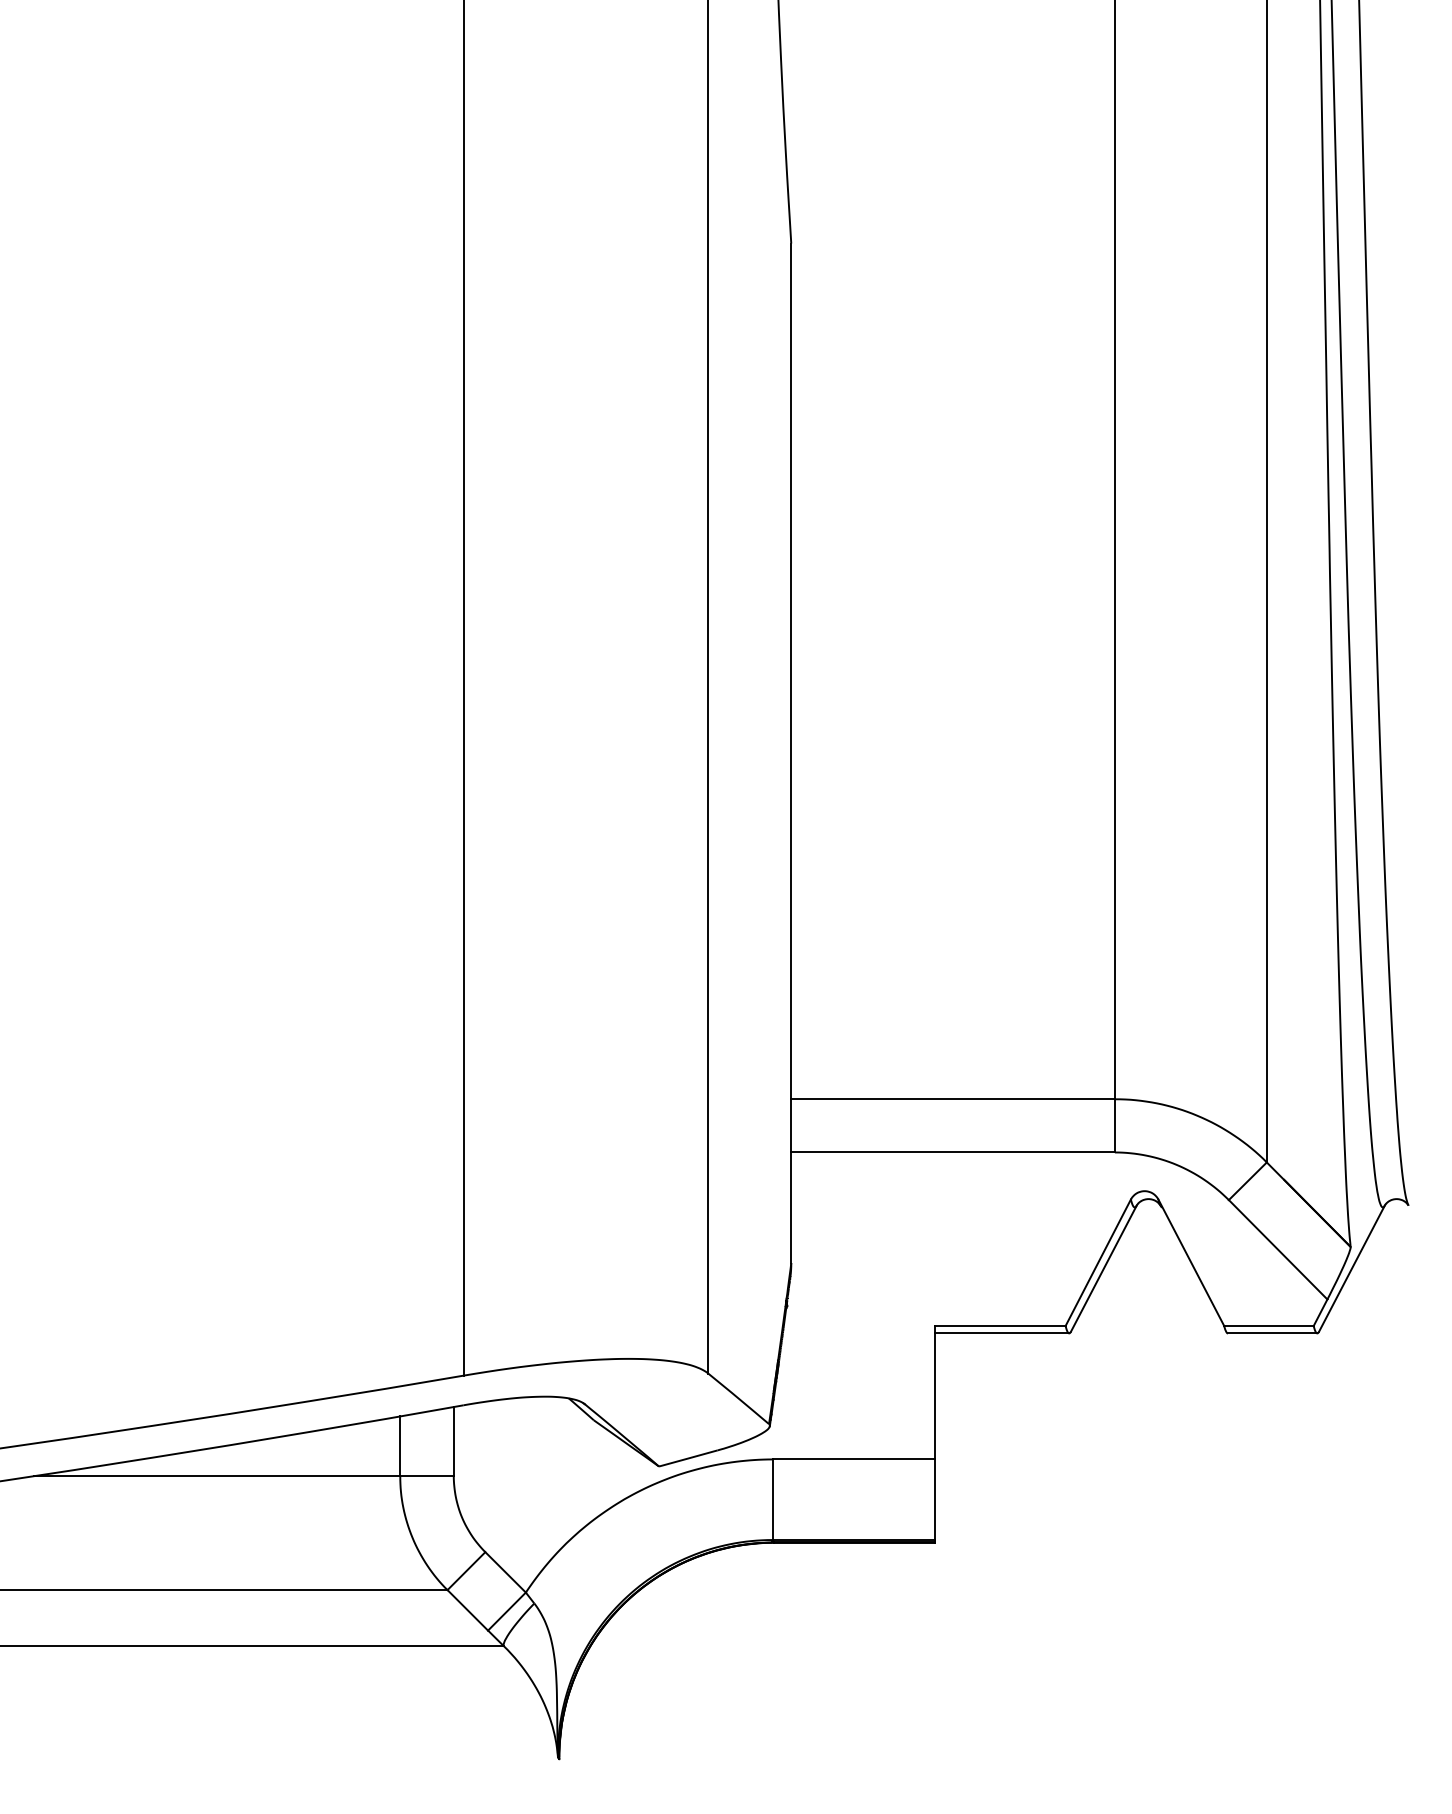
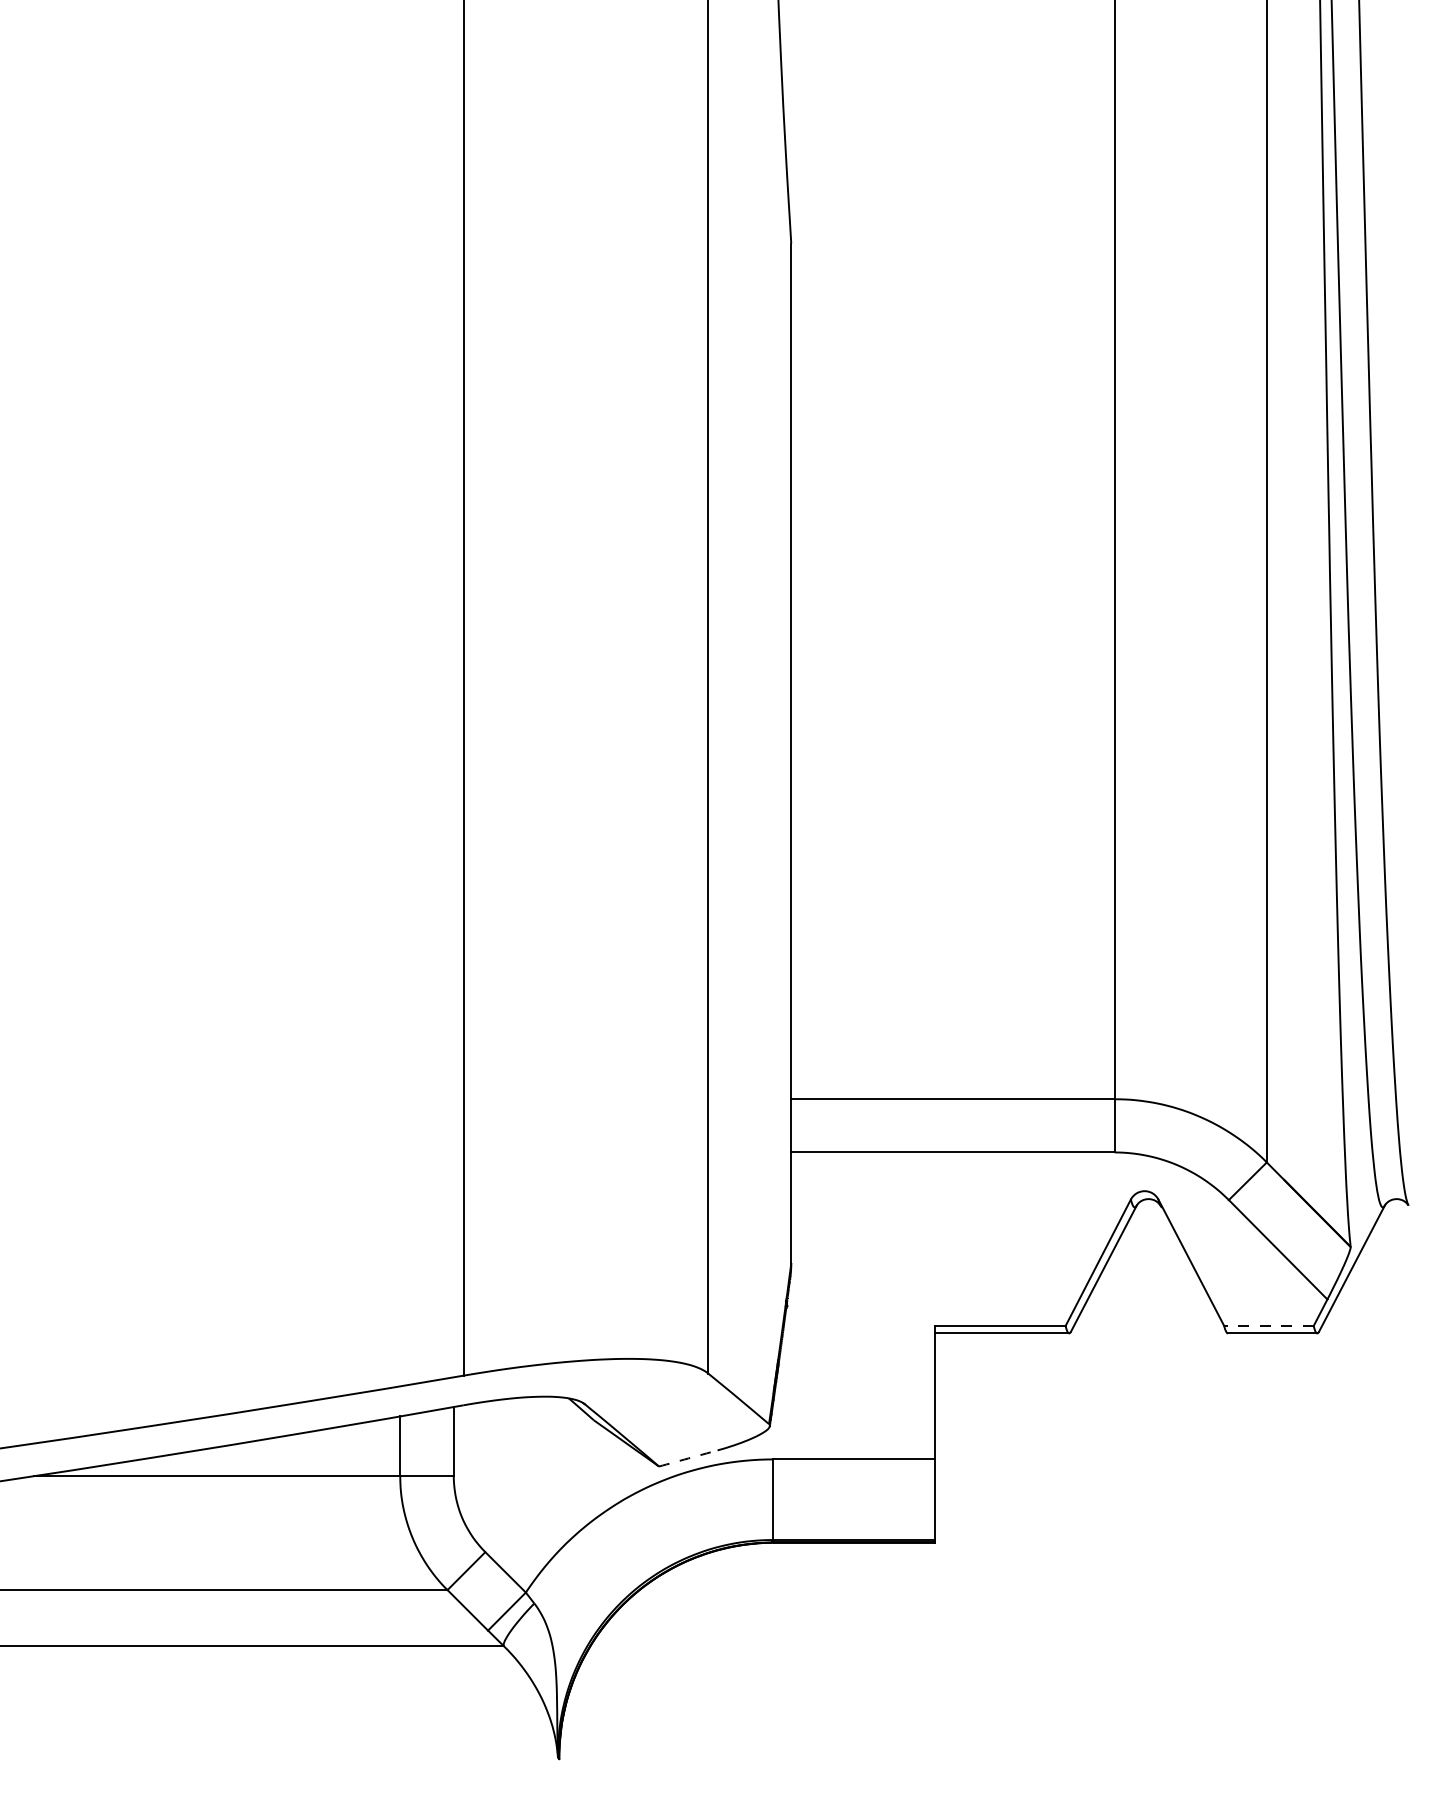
line: solid -> dashed (1268, 1326)
arc: solid -> dashed (688, 1458)
